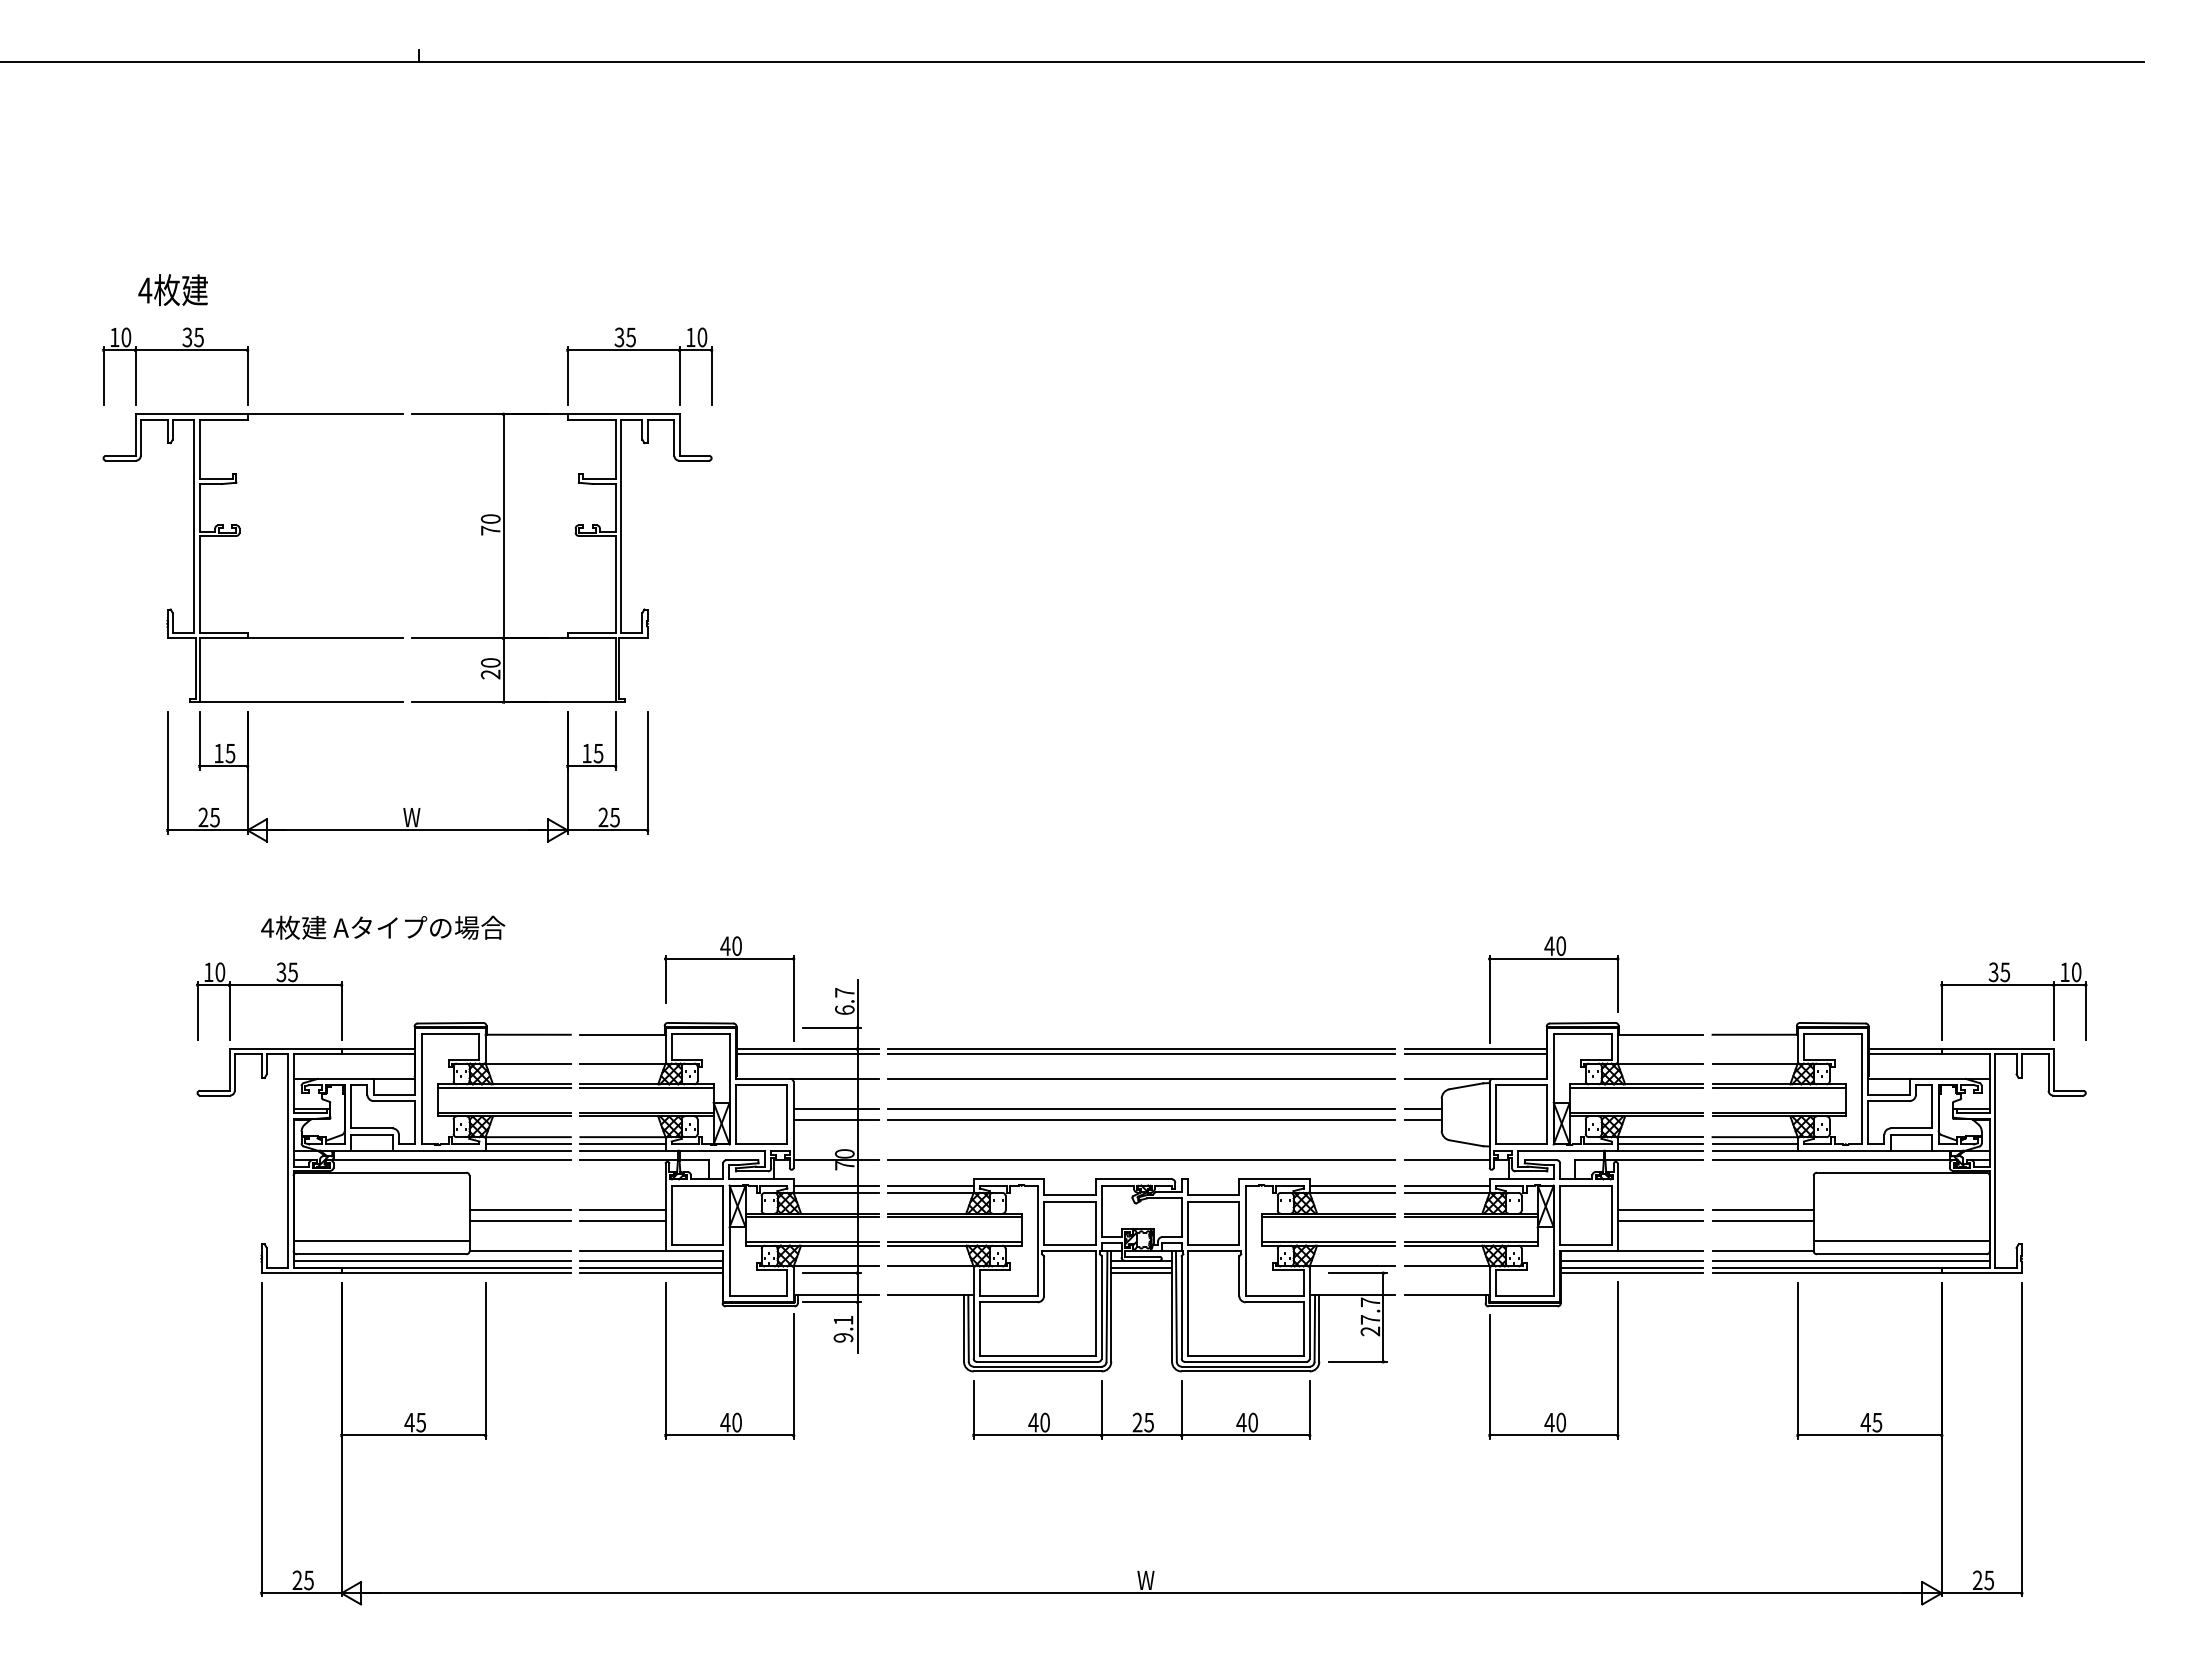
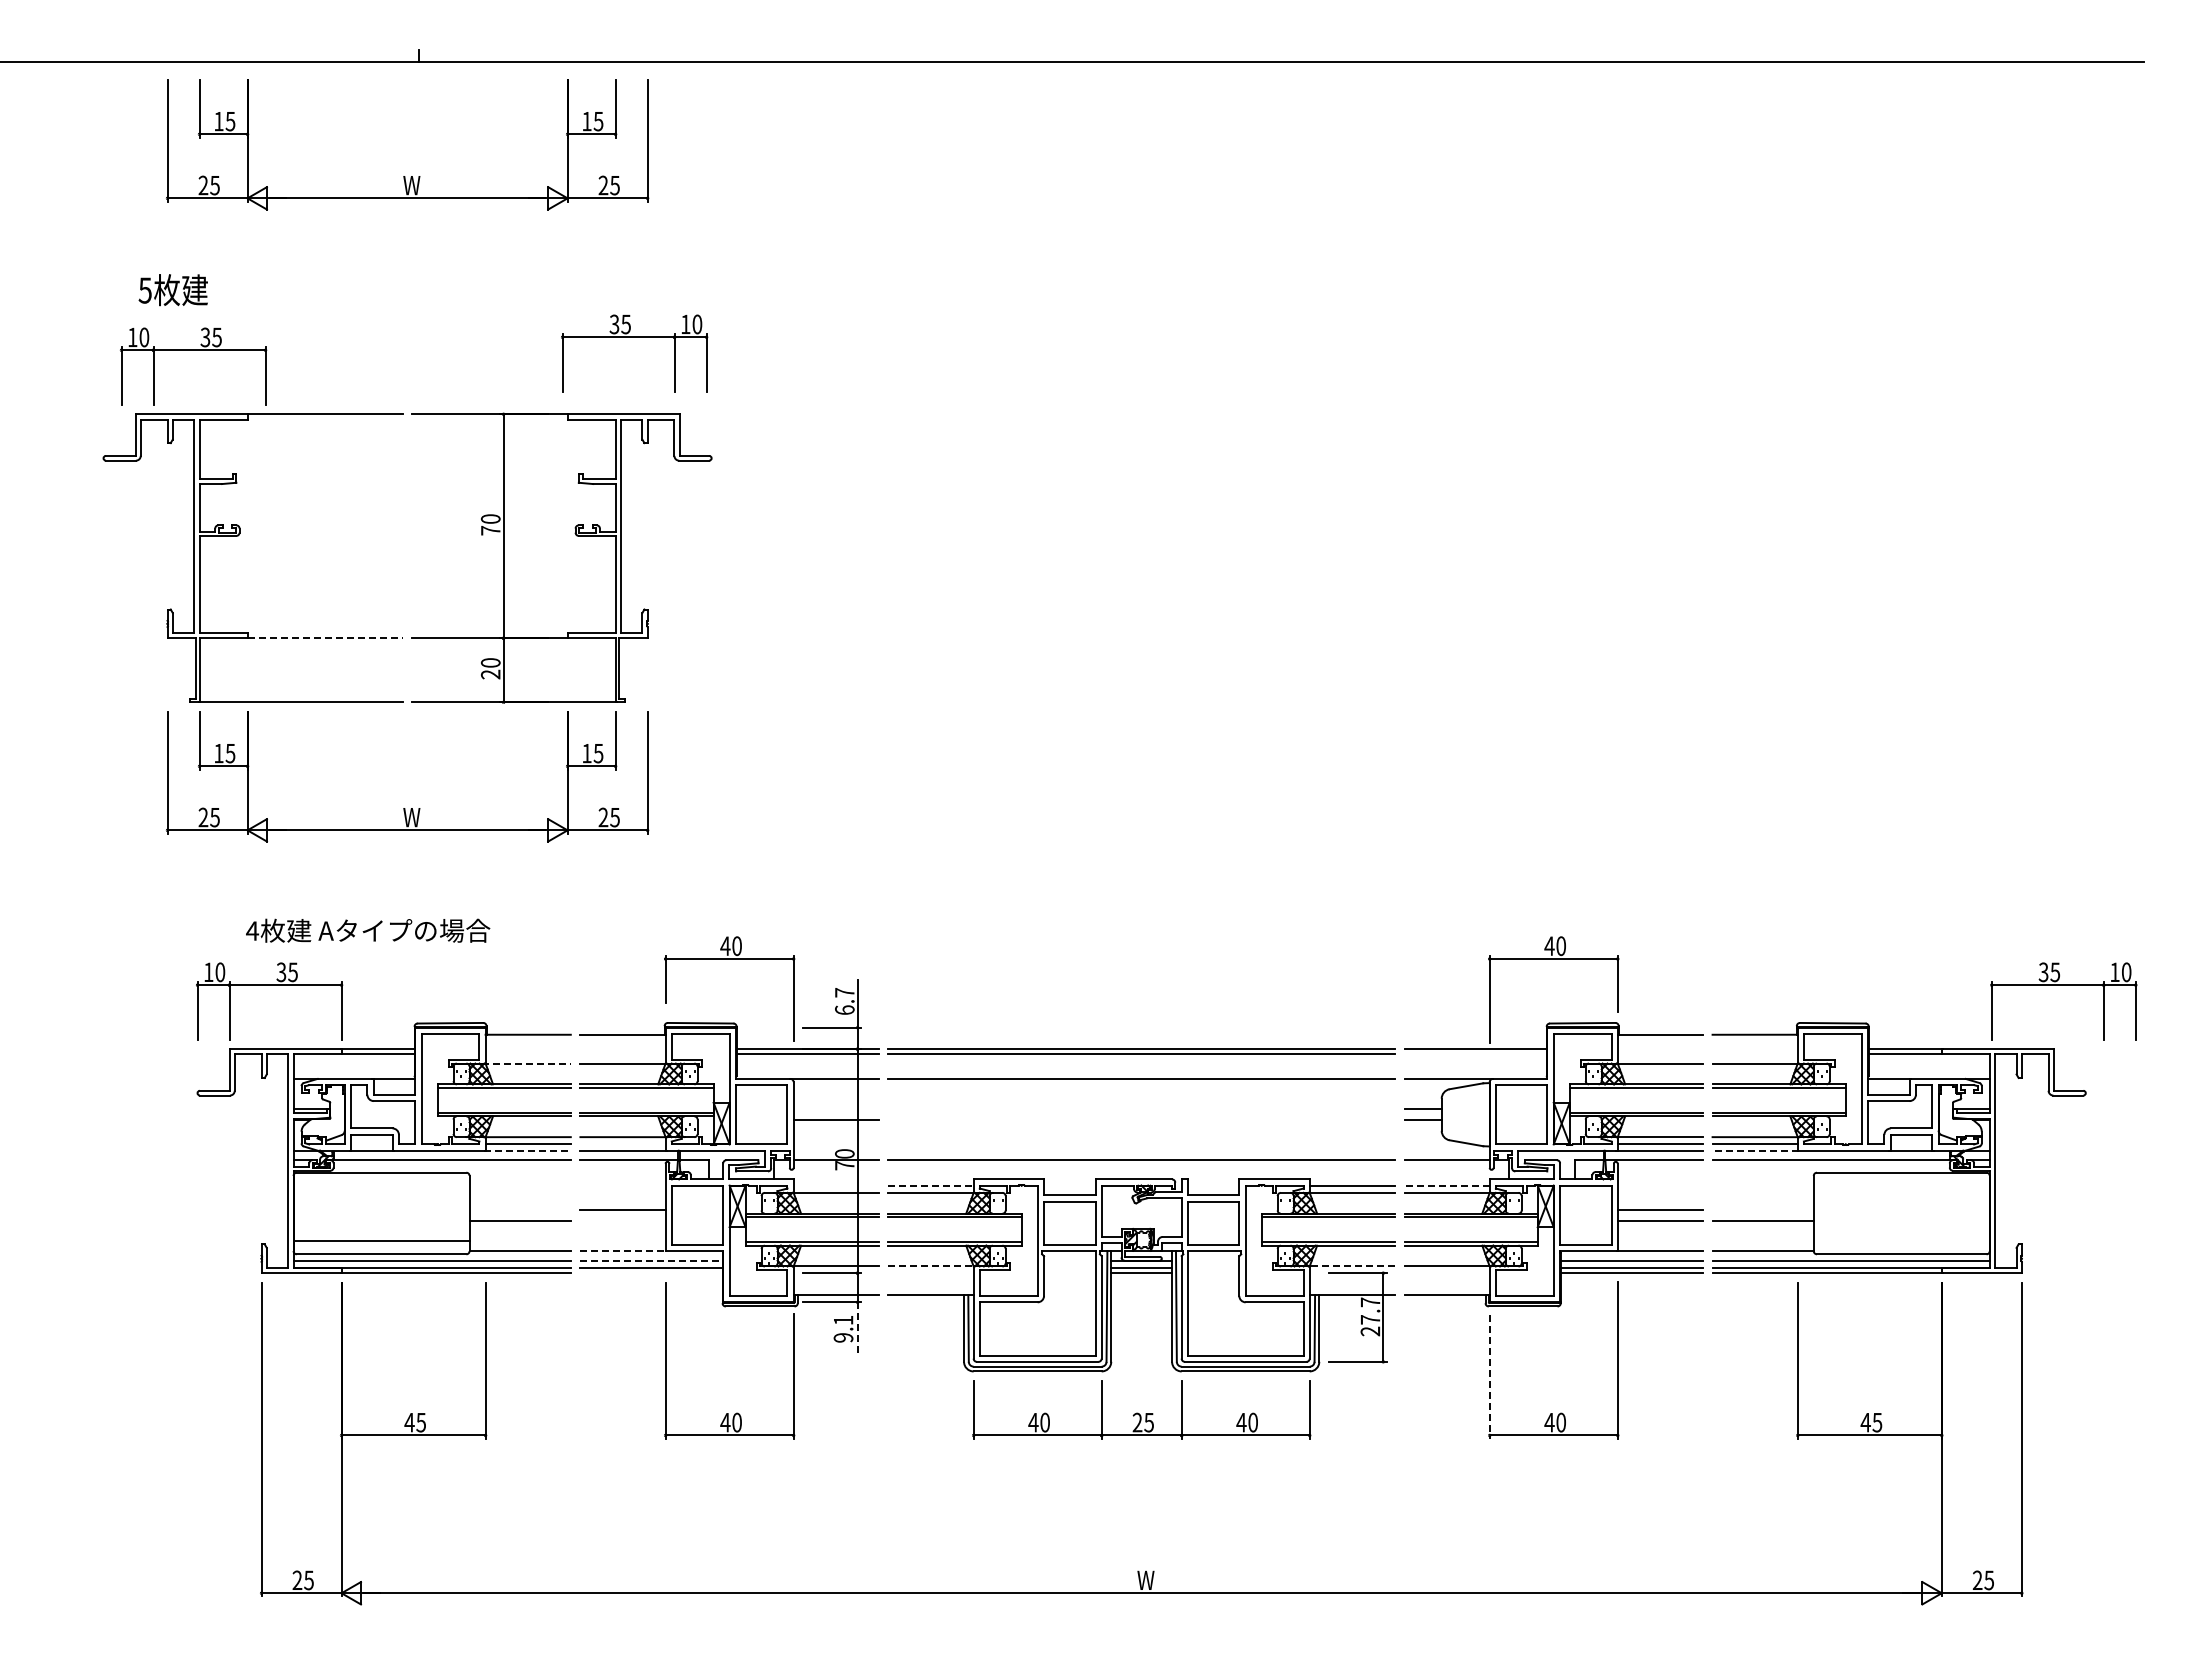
part: none -> present (405, 176)
text: 4 -> 5 (145, 290)
part position: (175, 350) -> (193, 350) (193, 350)
part position: (639, 350) -> (634, 337) (634, 337)
line: solid -> dashed (325, 638)
text position: (383, 927) -> (368, 930) (368, 930)
part position: (2013, 985) -> (2063, 985) (2063, 985)
line: present -> none (1475, 1053)
line: solid -> dashed (526, 1063)
line: present -> none (835, 1109)
line: present -> none (1141, 1109)
line: present -> none (1141, 1120)
line: present -> none (622, 1143)
line: solid -> dashed (527, 1150)
line: solid -> dashed (1755, 1150)
line: present -> none (835, 1186)
line: solid -> dashed (931, 1186)
line: solid -> dashed (1447, 1186)
line: present -> none (519, 1209)
line: present -> none (1762, 1209)
line: present -> none (622, 1220)
line: present -> none (1901, 1241)
line: solid -> dashed (623, 1251)
line: solid -> dashed (651, 1260)
line: solid -> dashed (932, 1266)
line: solid -> dashed (1351, 1266)
line: present -> none (651, 1273)
line: solid -> dashed (857, 1327)
line: solid -> dashed (1489, 1376)
